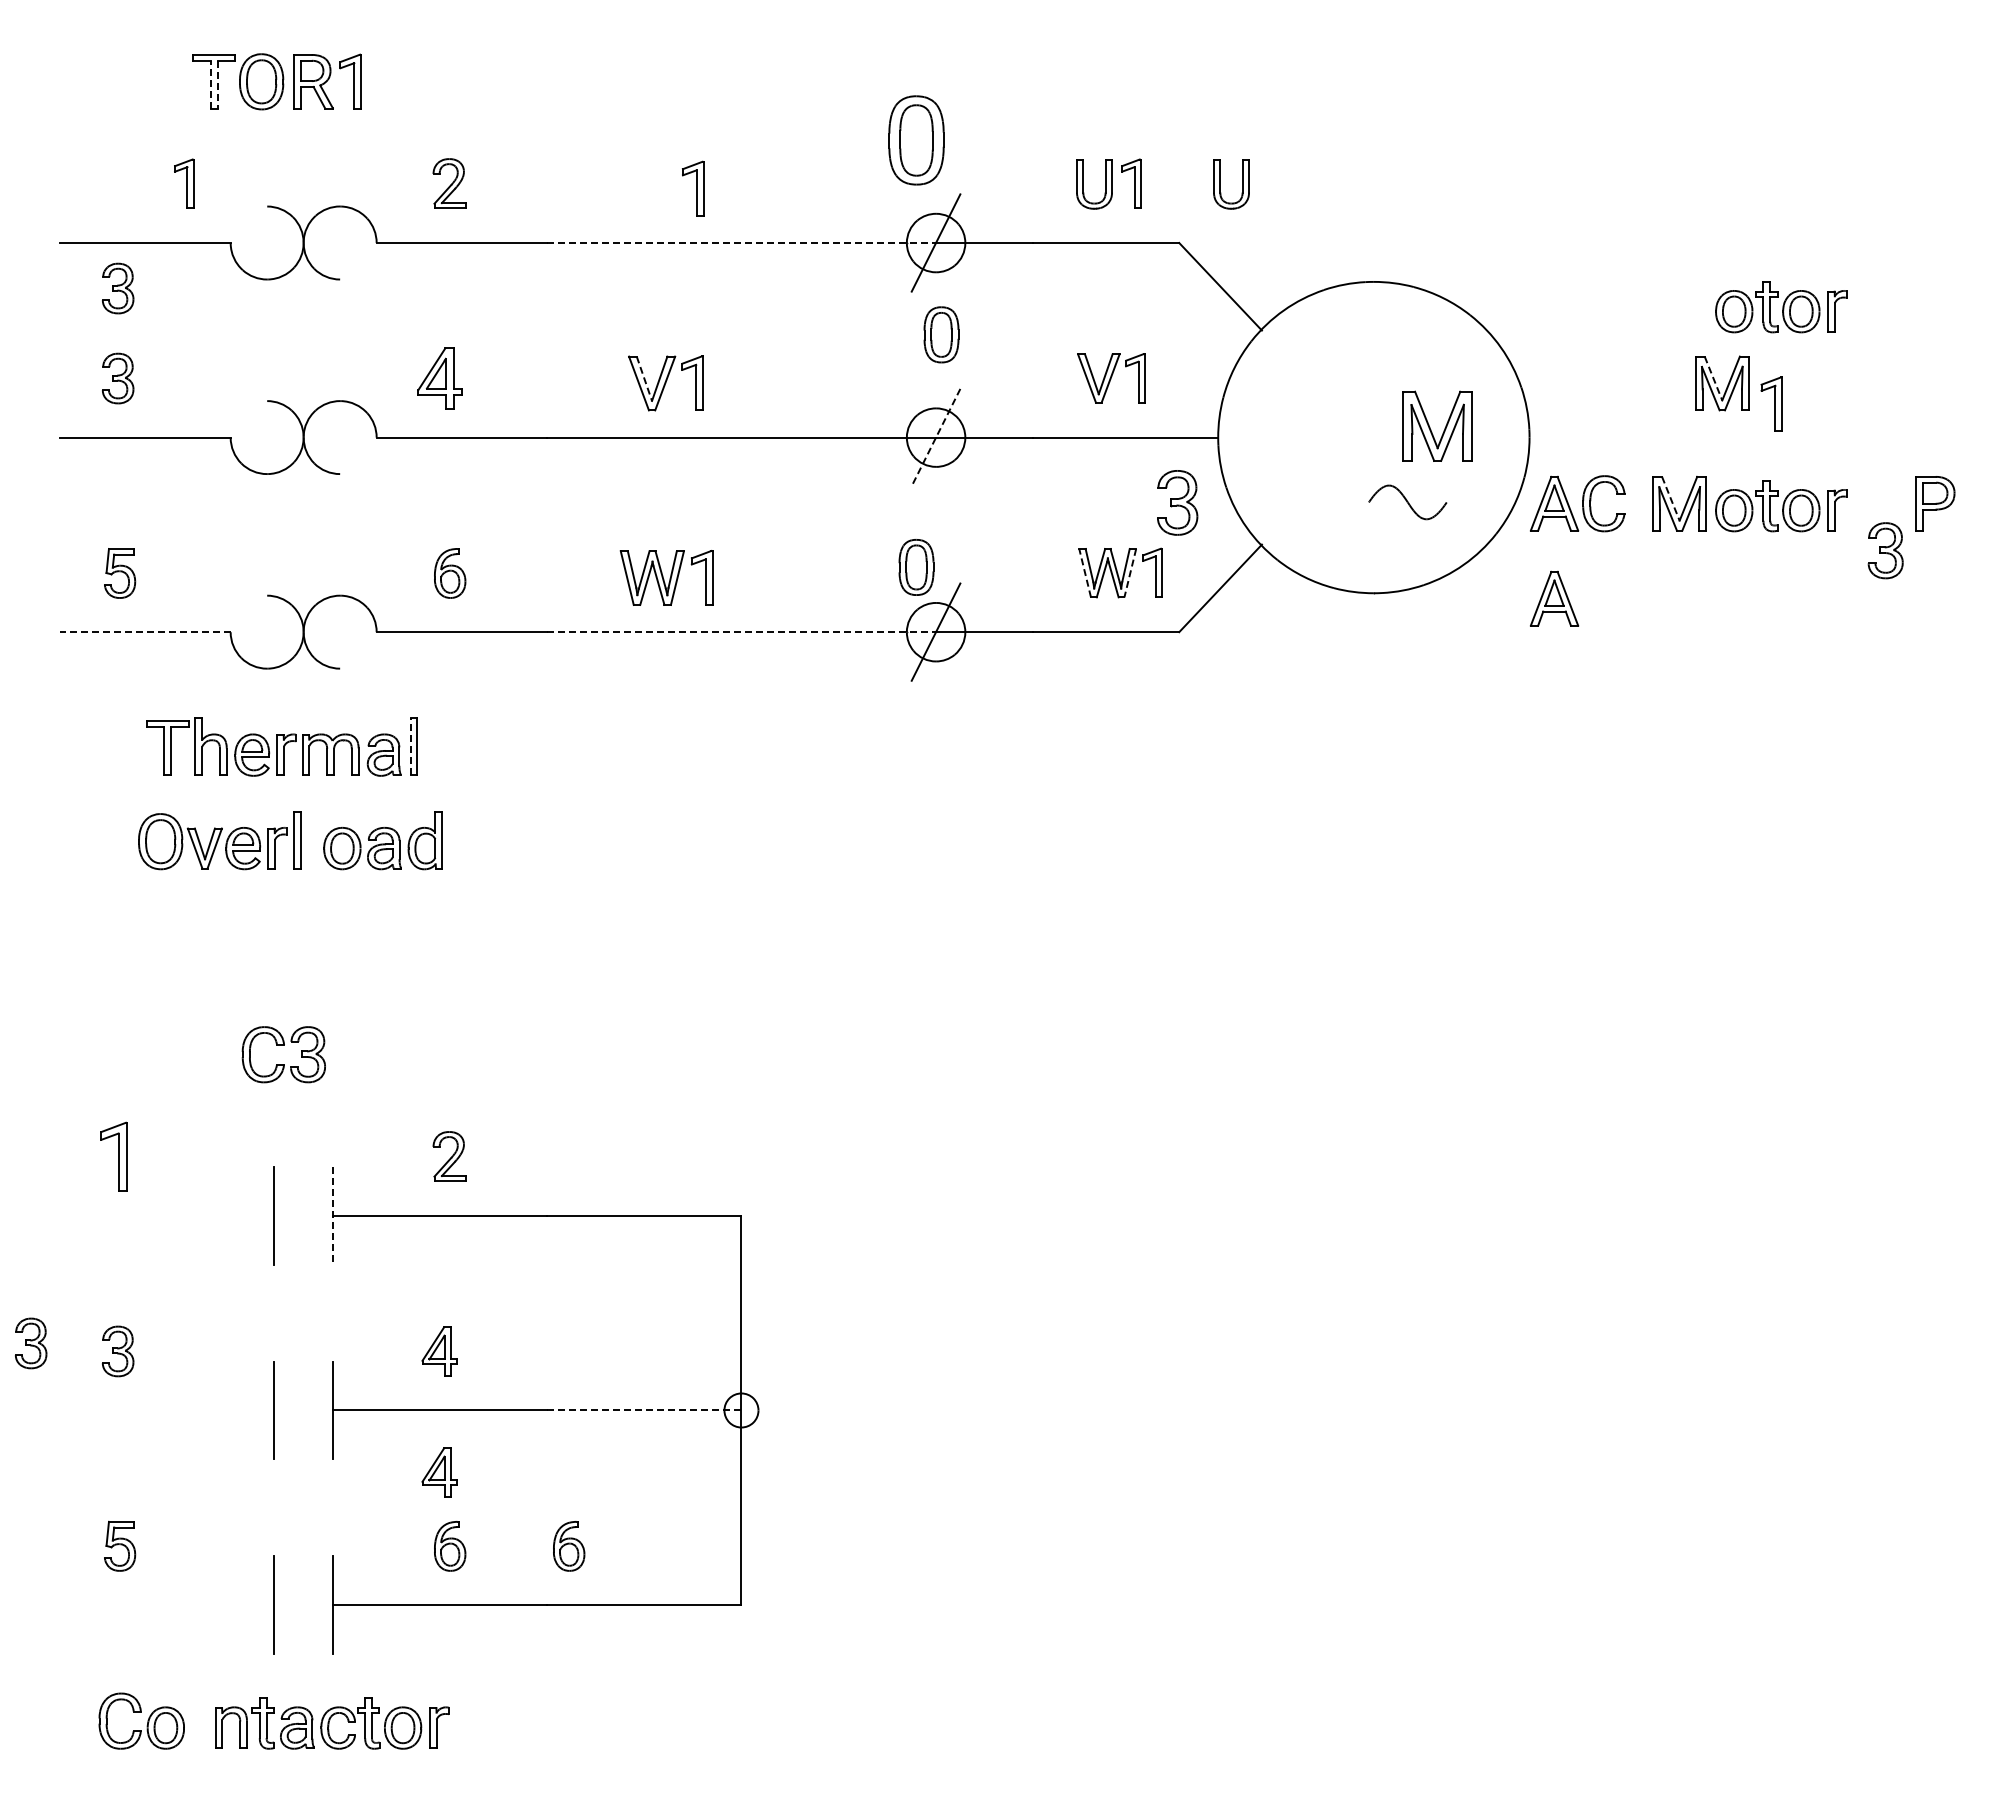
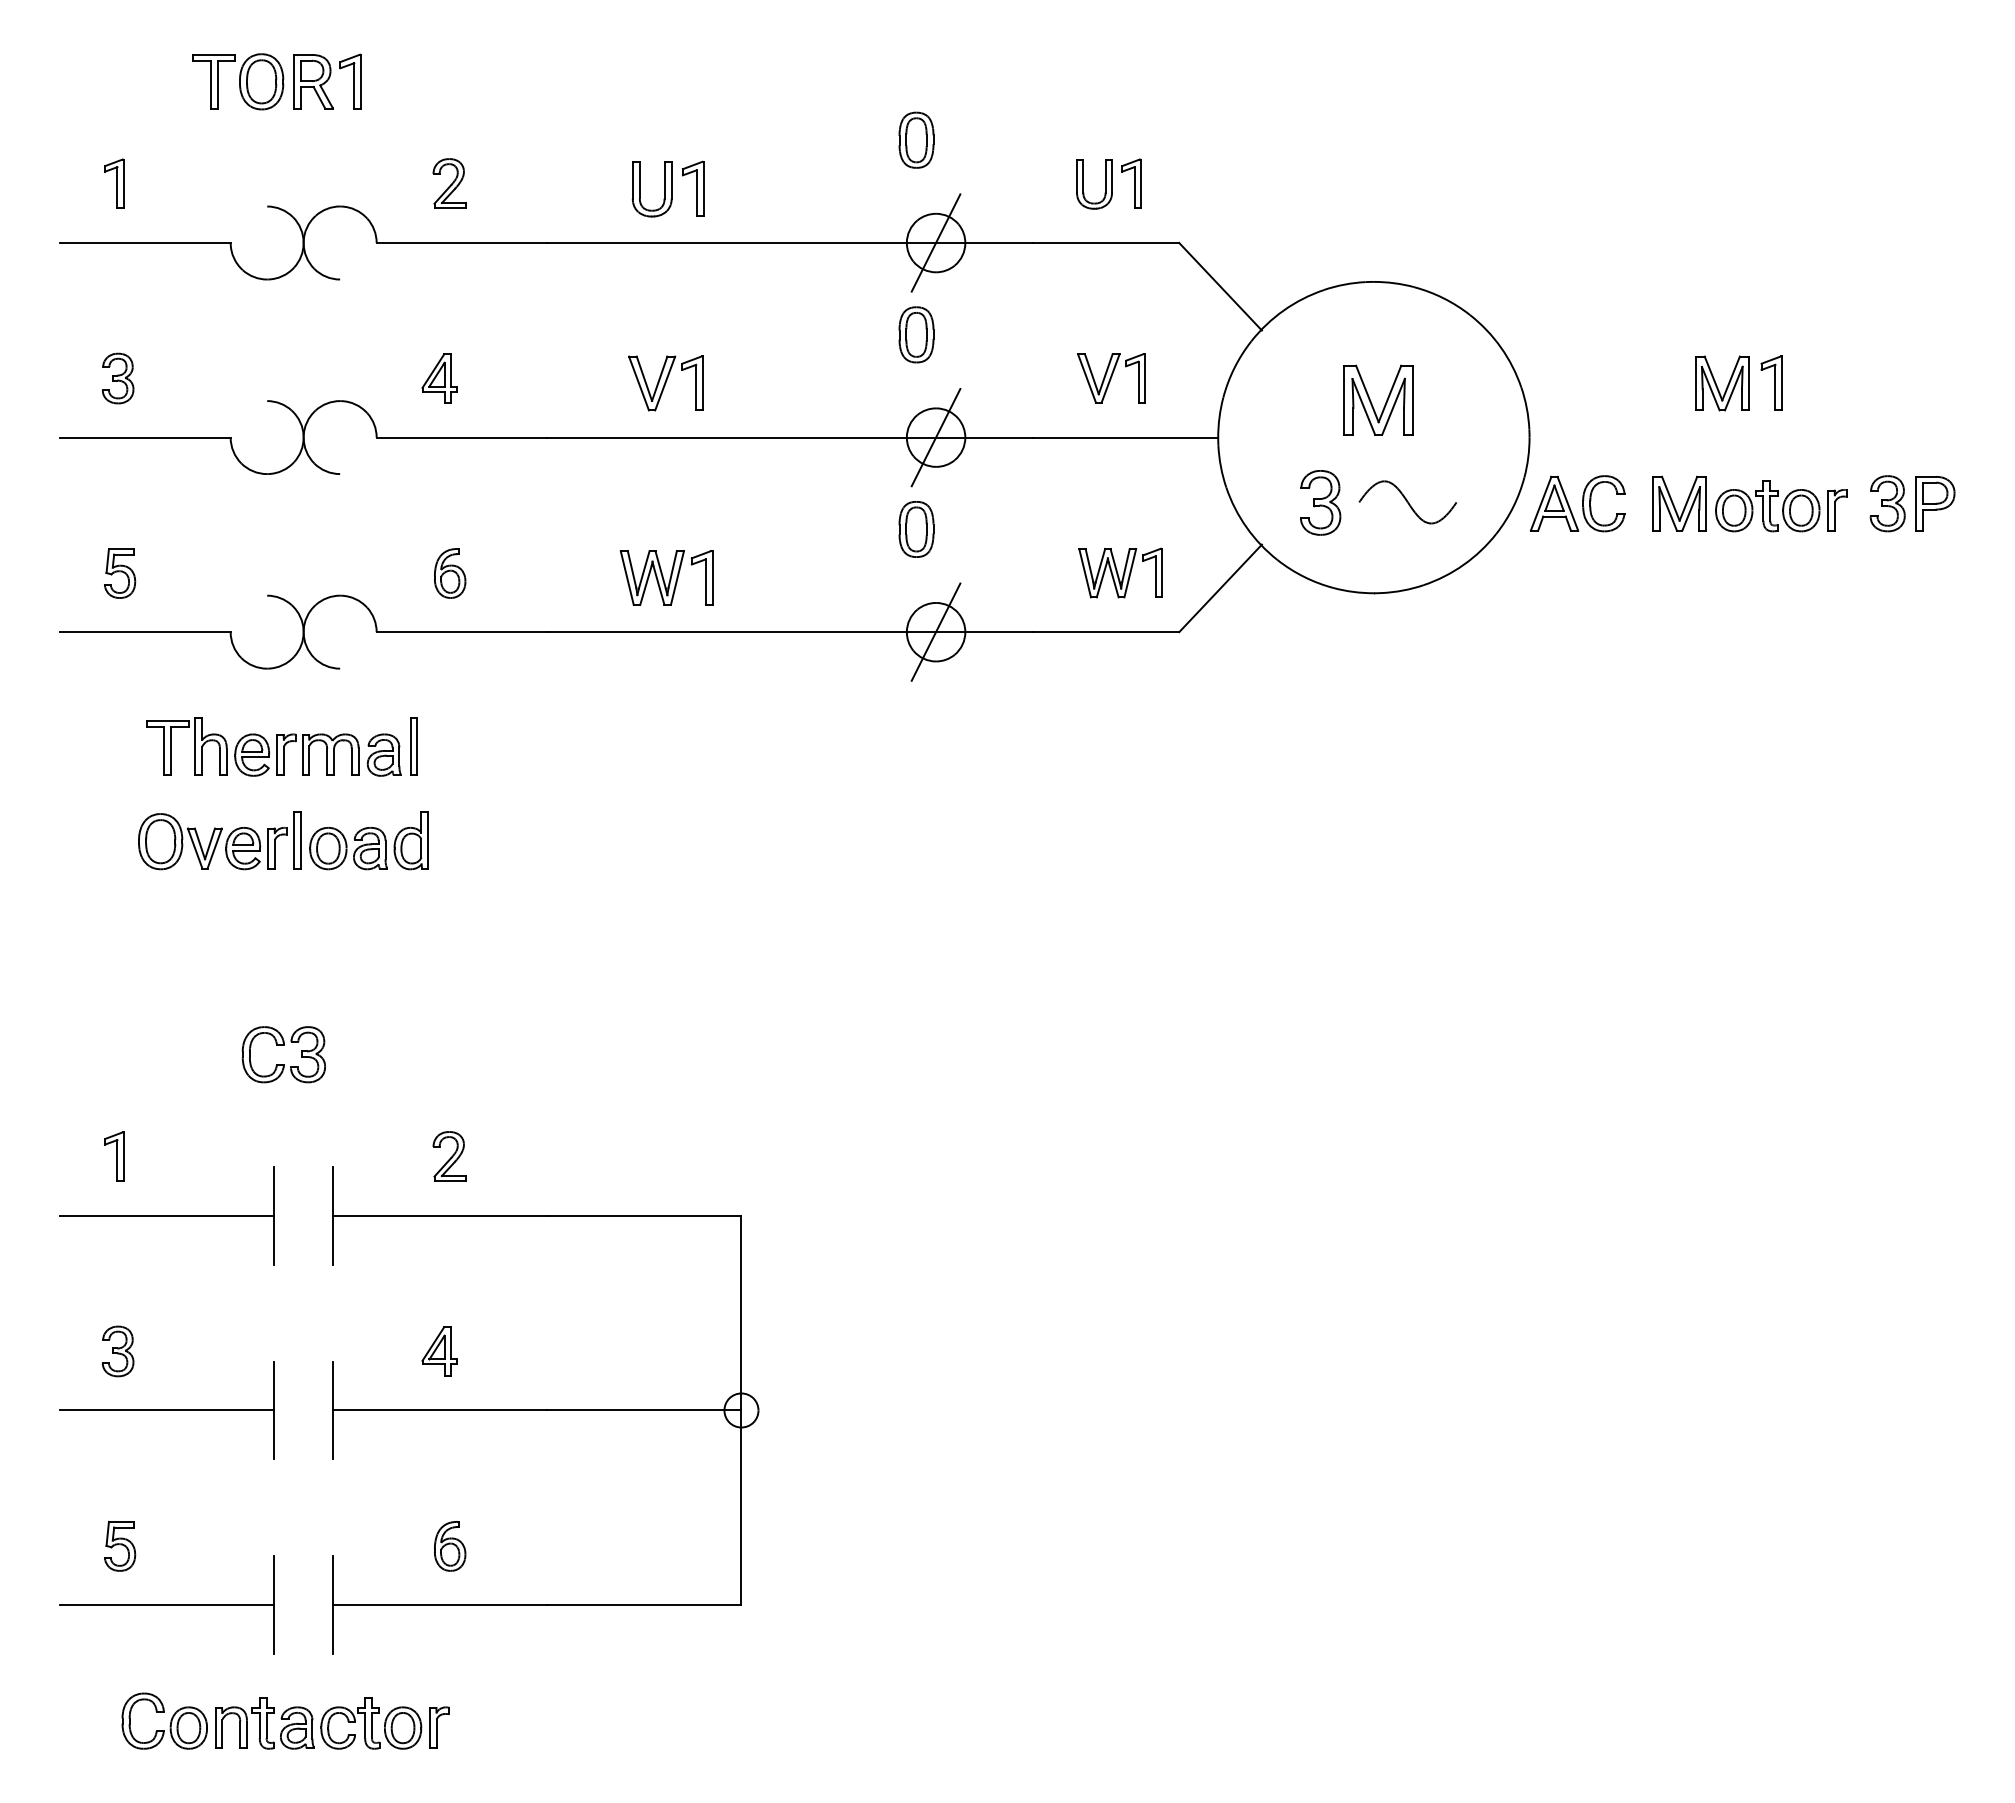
line: dashed -> solid (210, 84)
line: dashed -> solid (217, 84)
part size: 57x91 px -> 37x58 px (916, 139)
part position: (184, 183) -> (114, 183) (114, 183)
part: present -> none (1220, 184)
part: none -> present (640, 189)
line: dashed -> solid (741, 243)
part: present -> none (118, 288)
part: present -> none (1781, 307)
part position: (941, 334) -> (916, 334) (916, 334)
part size: 46x63 px -> 37x51 px (439, 378)
line: dashed -> solid (1713, 378)
line: dashed -> solid (644, 379)
part position: (1771, 403) -> (1771, 382) (1771, 382)
part position: (1431, 429) -> (1372, 403) (1372, 403)
line: dashed -> solid (935, 438)
line: dashed -> solid (1670, 498)
part position: (1177, 502) -> (1320, 502) (1320, 502)
part size: 80x37 px -> 99x45 px (1407, 502)
part position: (1885, 550) -> (1887, 503) (1887, 503)
part position: (916, 567) -> (916, 529) (916, 529)
line: dashed -> solid (1085, 573)
line: dashed -> solid (1130, 573)
part: present -> none (1554, 598)
line: dashed -> solid (145, 632)
line: dashed -> solid (741, 632)
line: dashed -> solid (410, 746)
part position: (382, 840) -> (368, 840) (368, 840)
part size: 28x71 px -> 21x51 px (114, 1156)
line: none -> present (167, 1215)
line: dashed -> solid (332, 1215)
part: present -> none (31, 1343)
line: none -> present (167, 1410)
line: dashed -> solid (644, 1410)
part: present -> none (439, 1472)
part: present -> none (569, 1546)
line: none -> present (167, 1605)
part position: (141, 1720) -> (164, 1720) (164, 1720)
